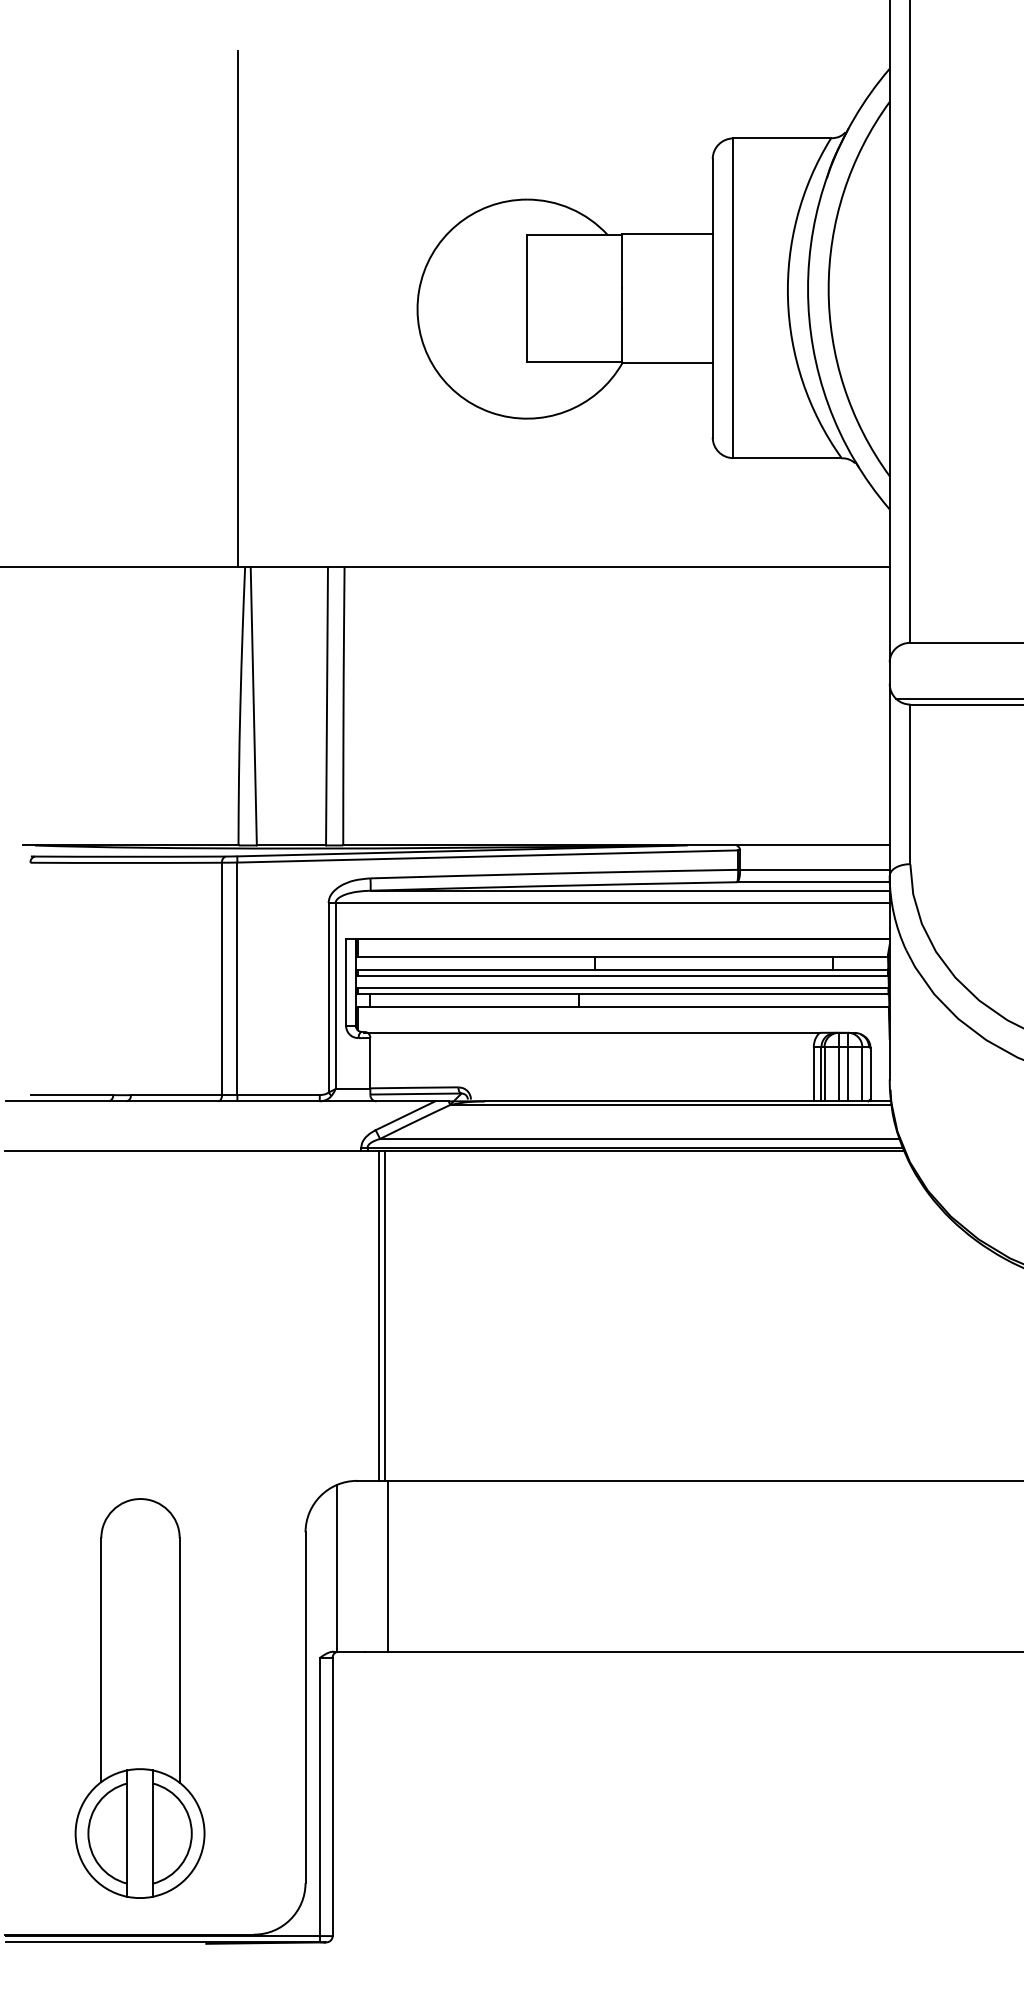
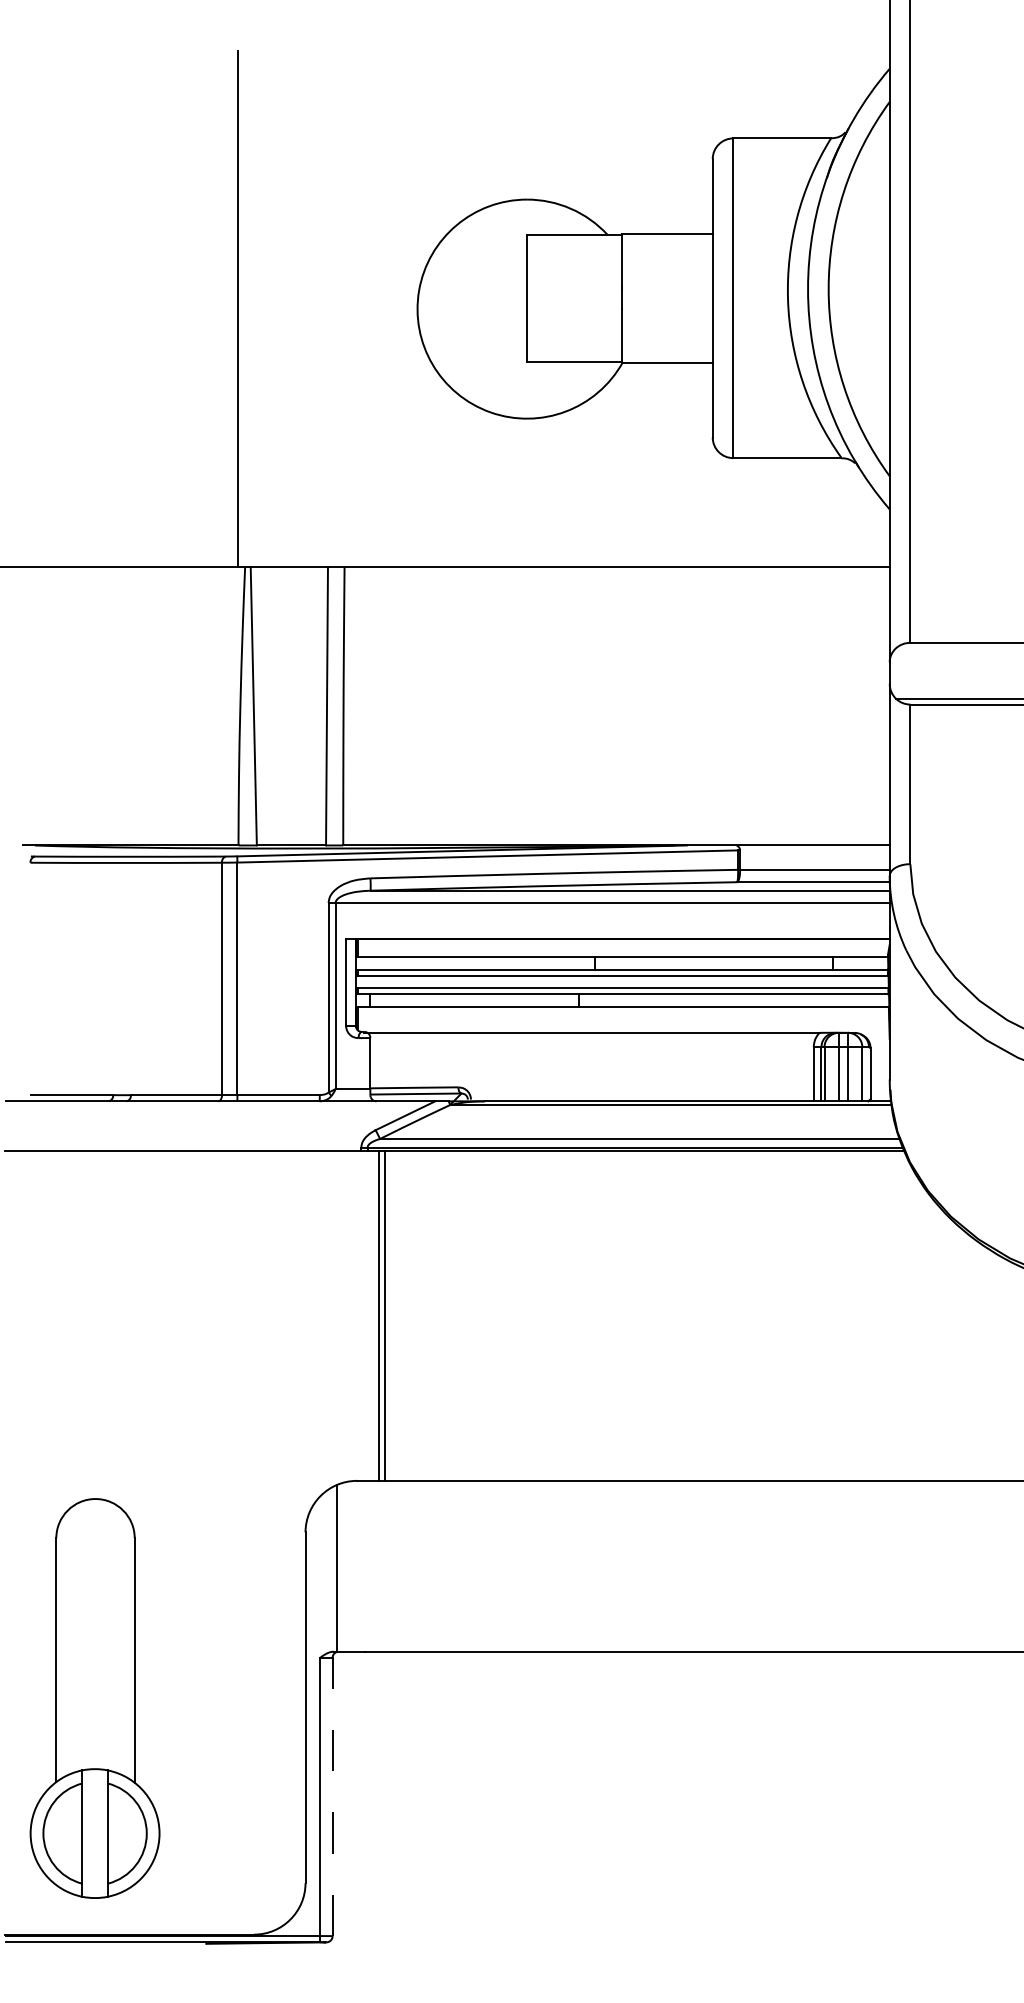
line: present -> none (387, 1565)
part position: (139, 1698) -> (94, 1698) (94, 1698)
line: solid -> dashed (332, 1796)
